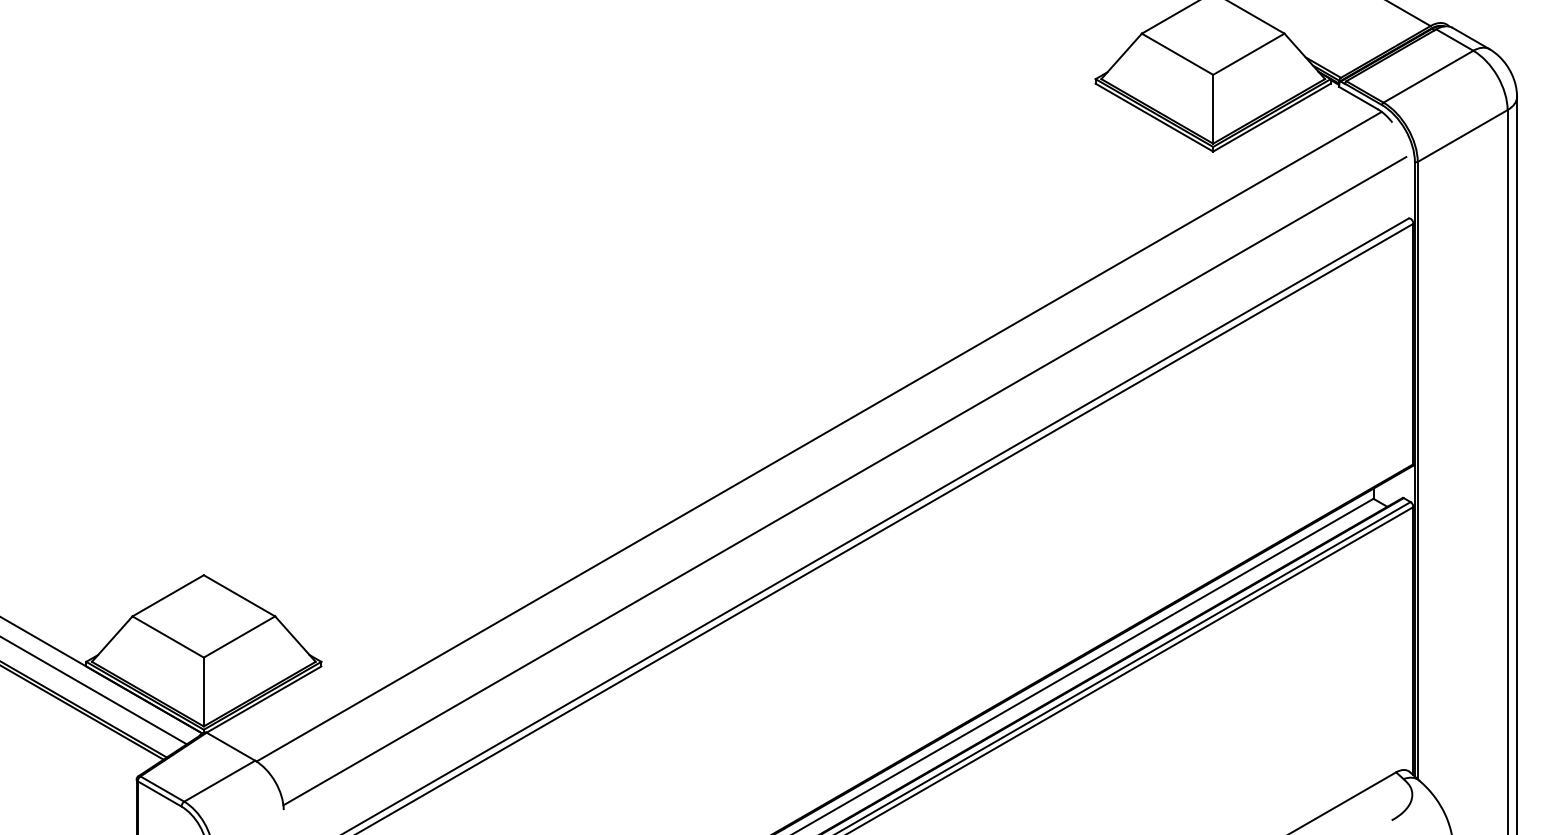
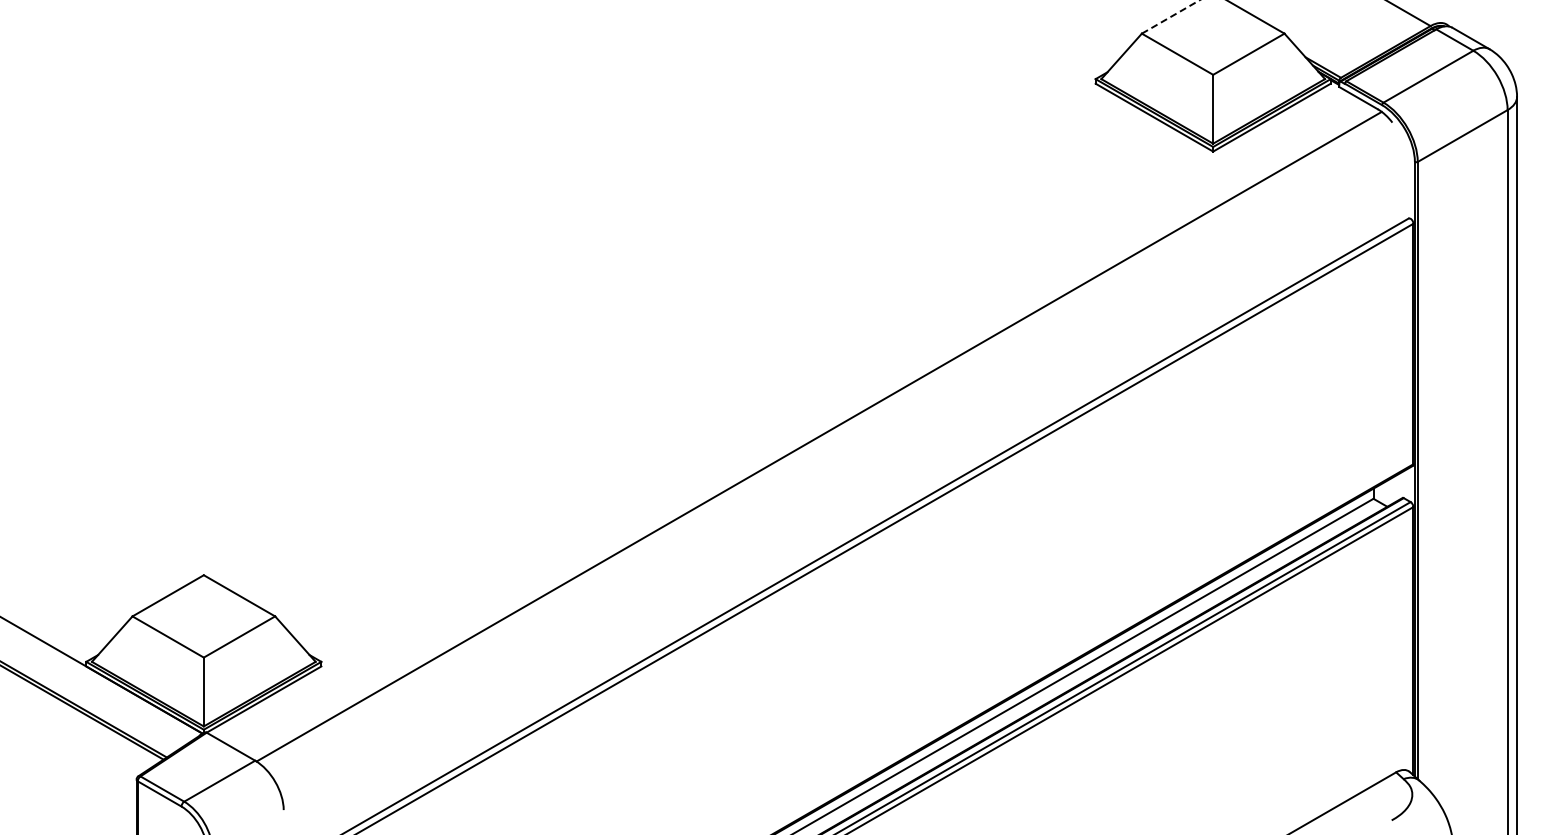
line: solid -> dashed (1171, 16)
line: present -> none (844, 481)
line: present -> none (94, 690)
